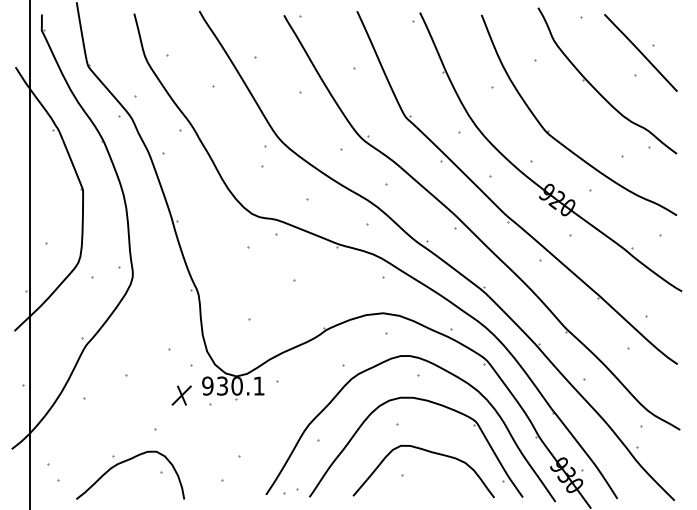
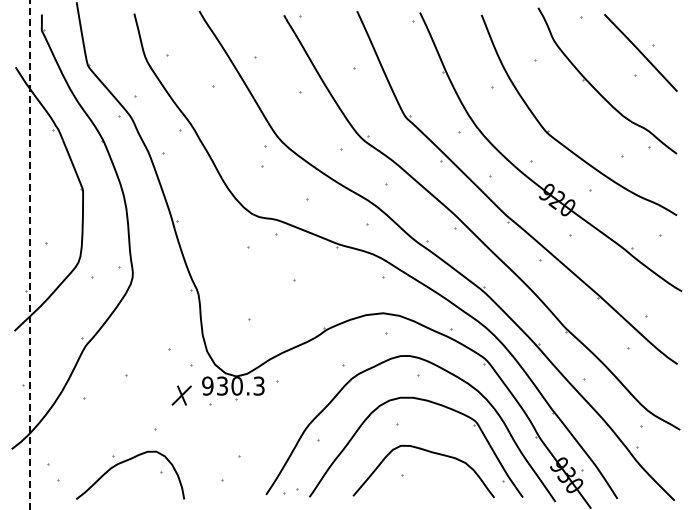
line: solid -> dashed (30, 255)
text: 930.1 -> 930.3 (258, 385)
